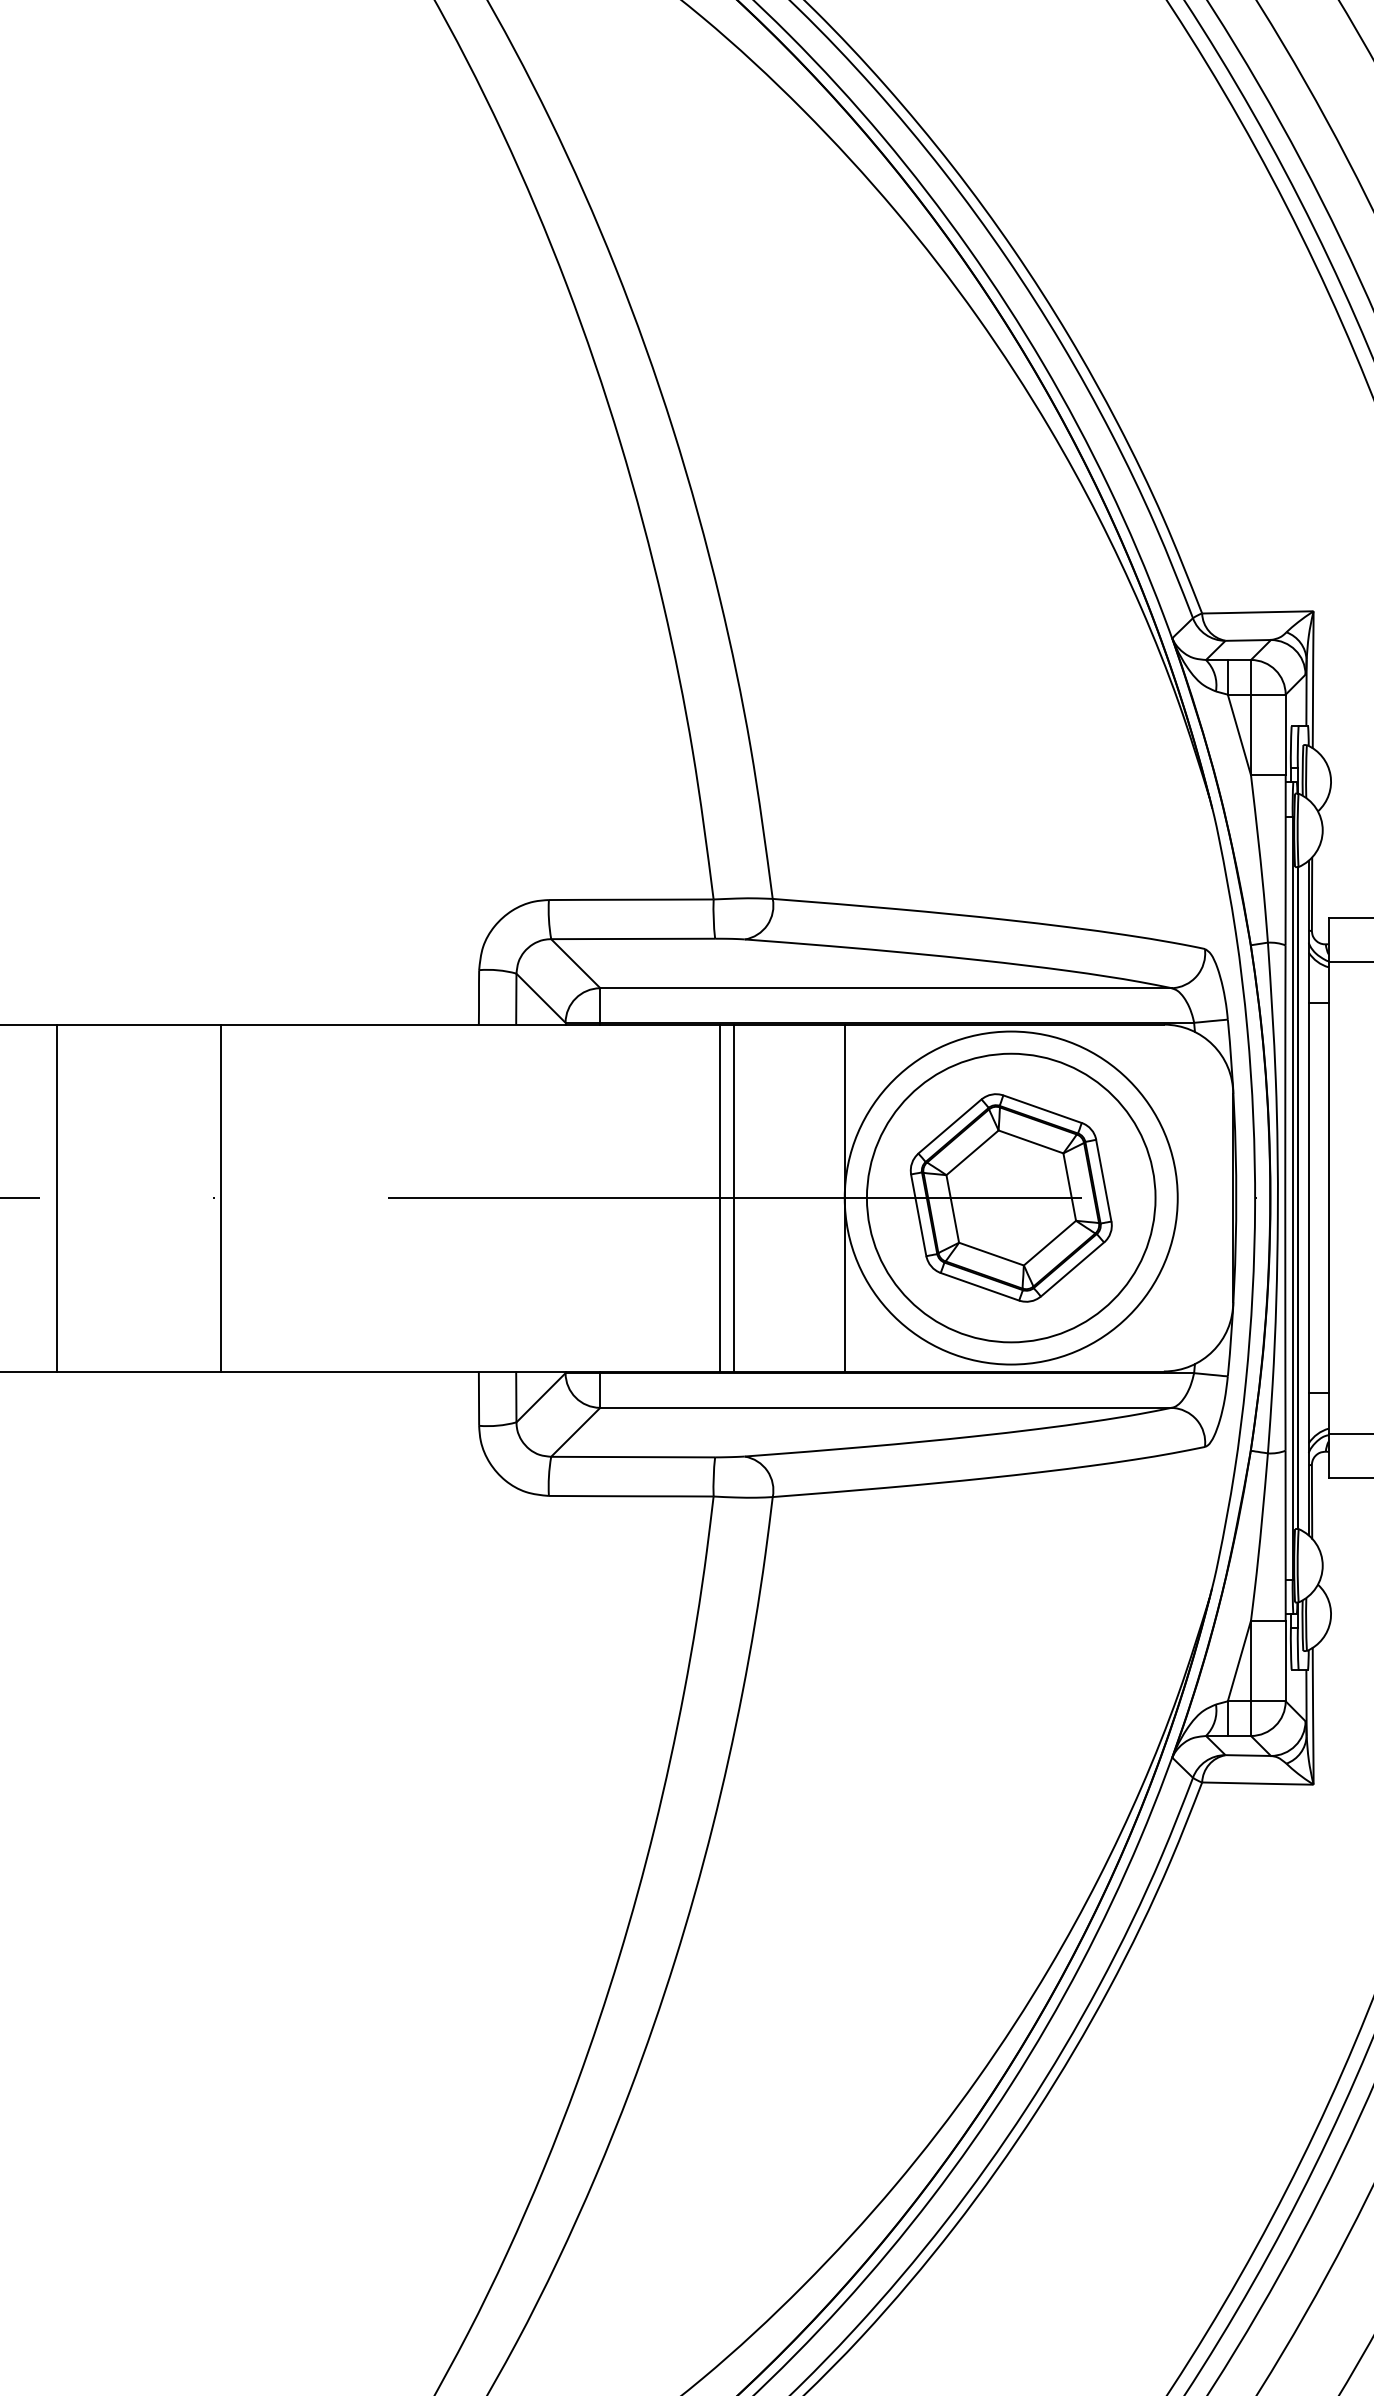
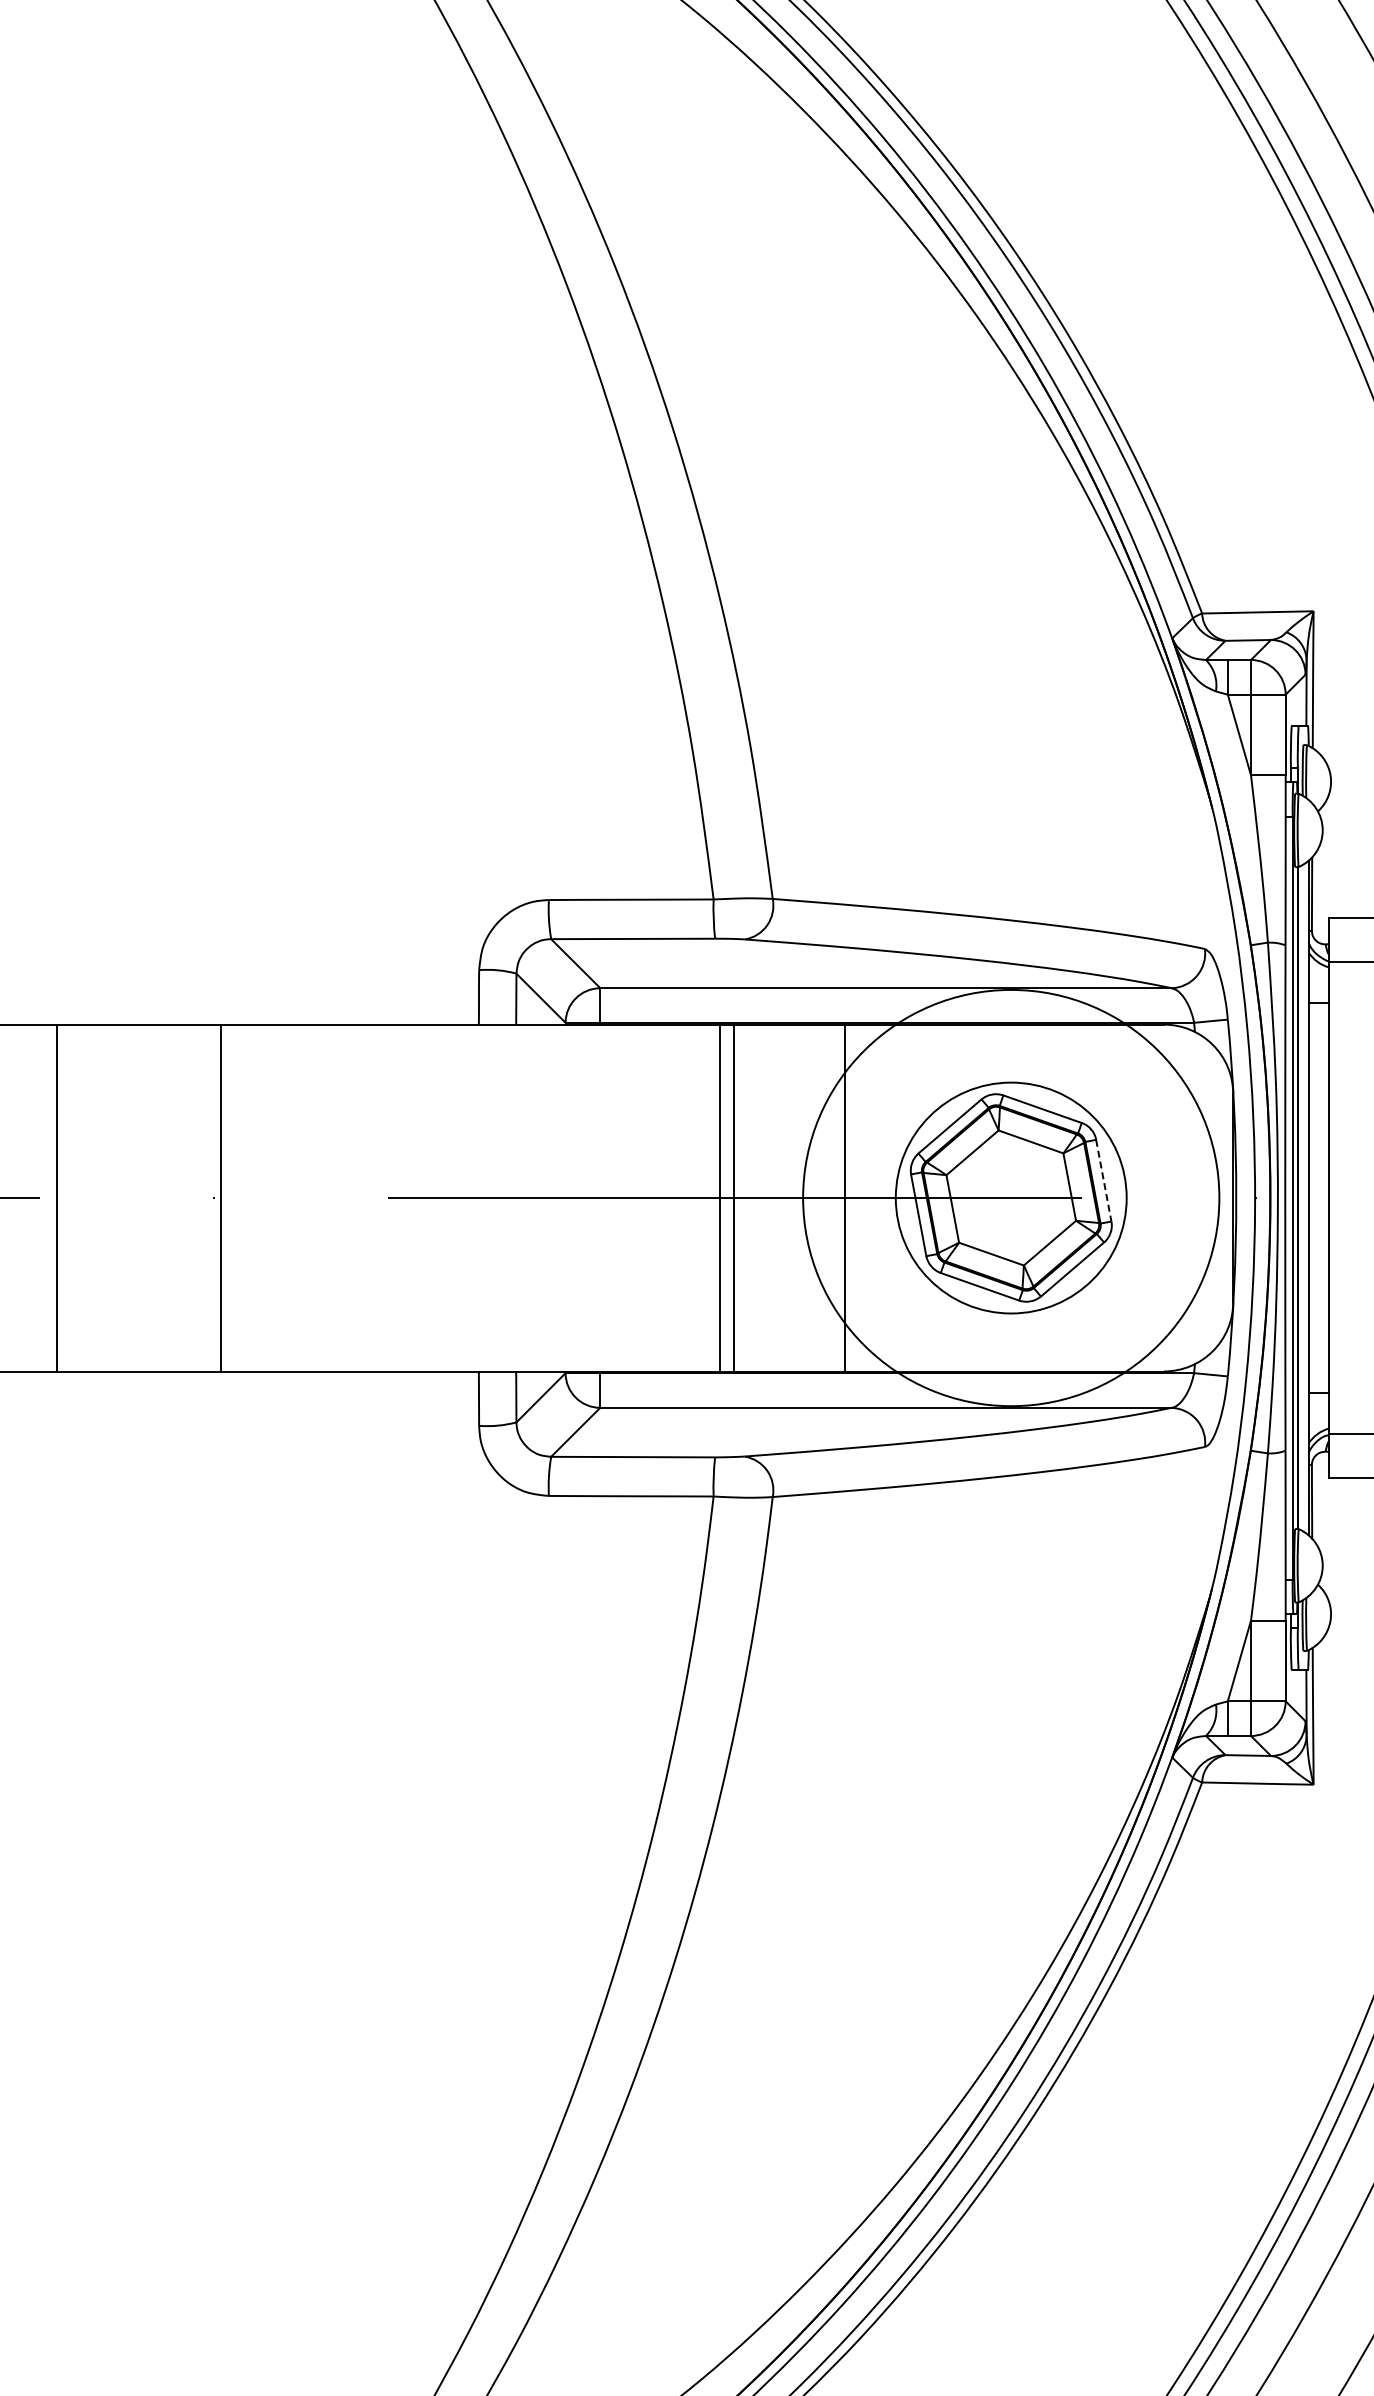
line: solid -> dashed (1103, 1181)
circle diameter: 289 px -> 231 px (1010, 1197)
circle diameter: 333 px -> 416 px (1011, 1197)
